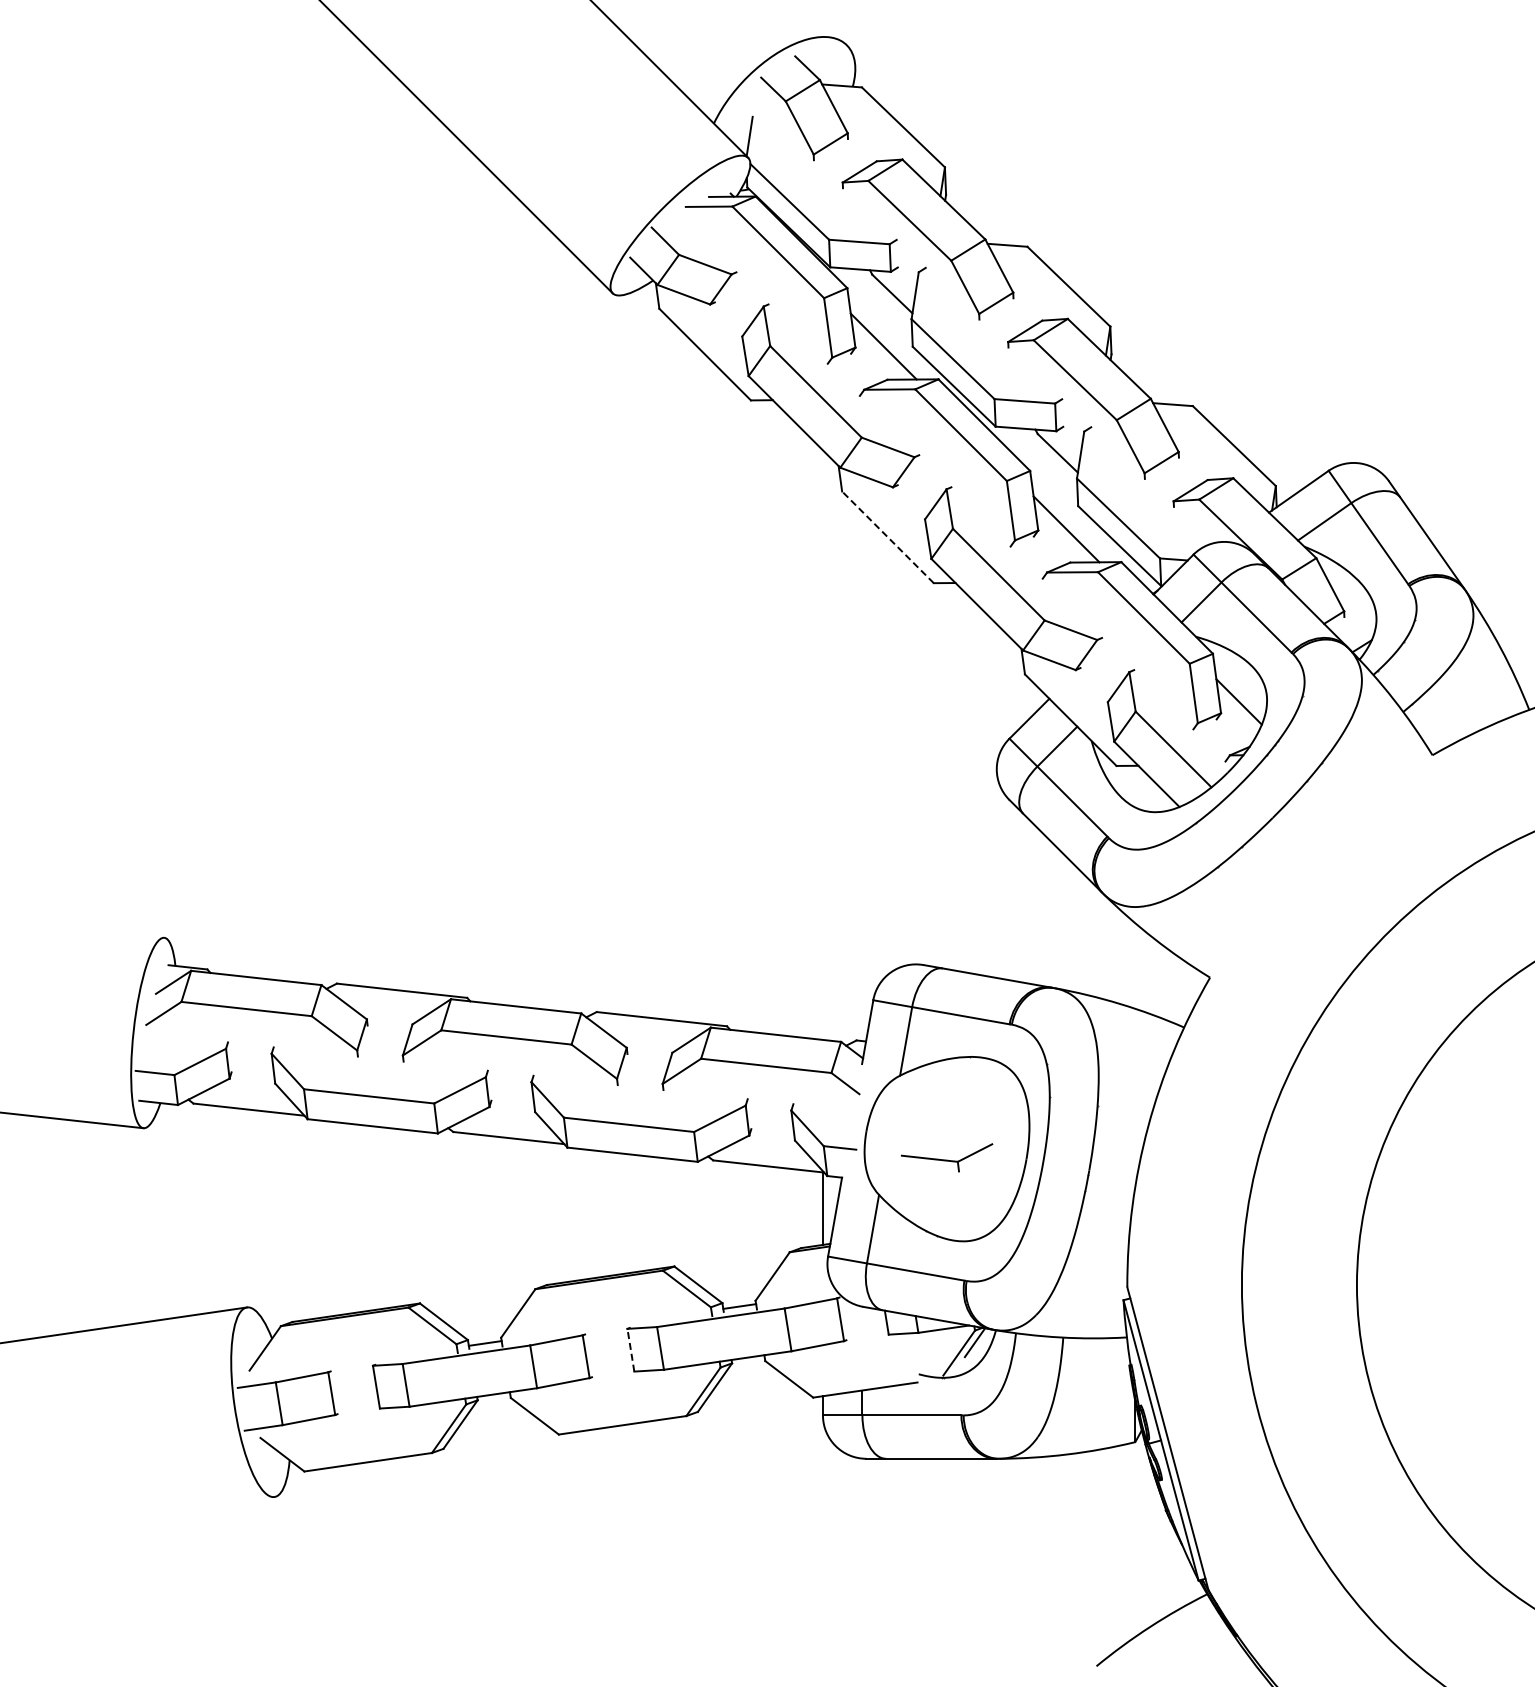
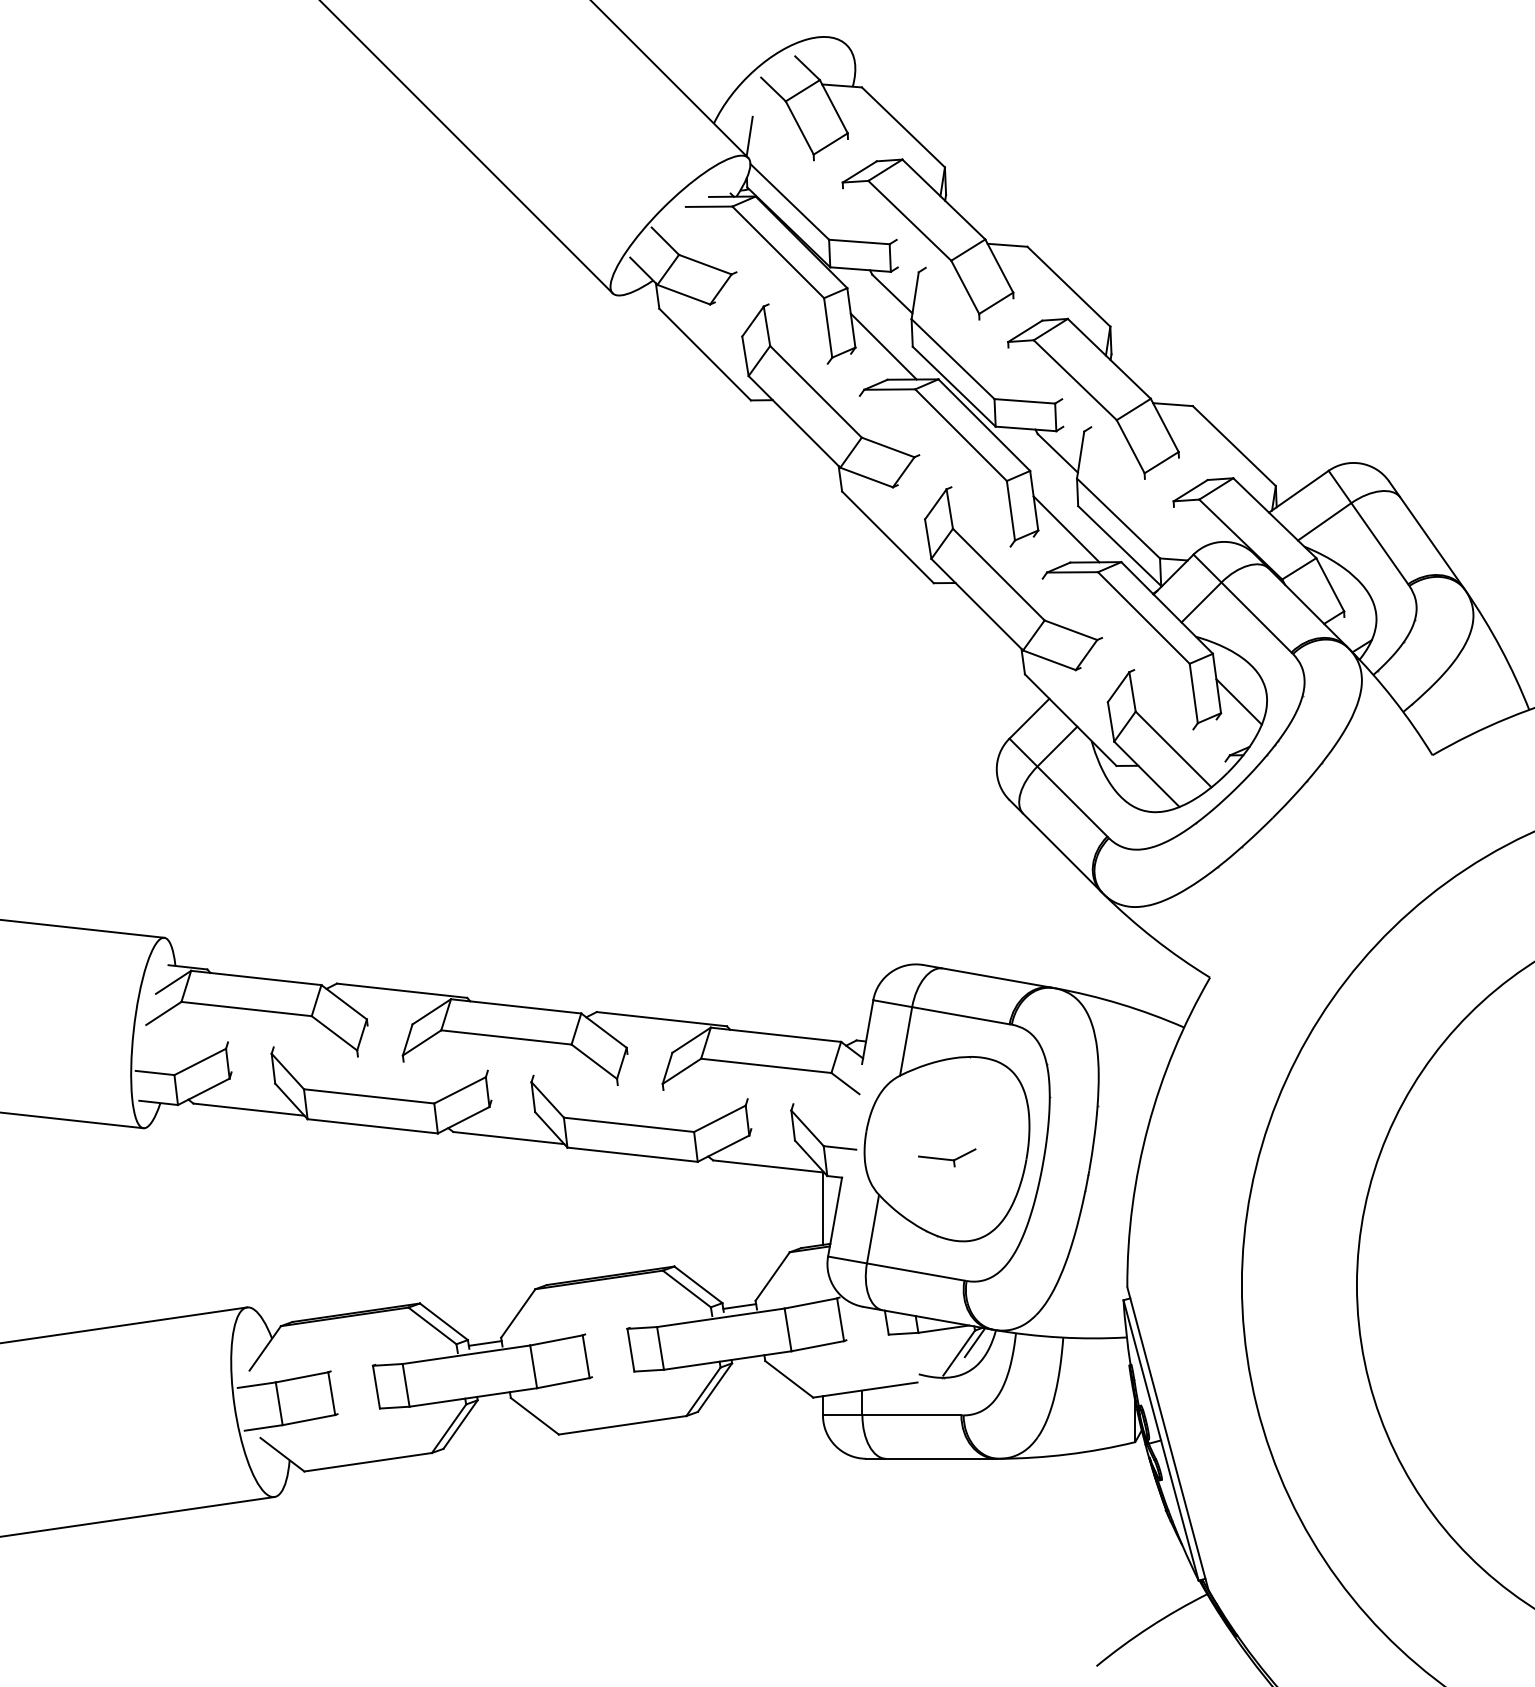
line: dashed -> solid (887, 537)
line: none -> present (83, 928)
part size: 93x30 px -> 59x20 px (947, 1157)
line: dashed -> solid (630, 1350)
line: none -> present (138, 1516)
